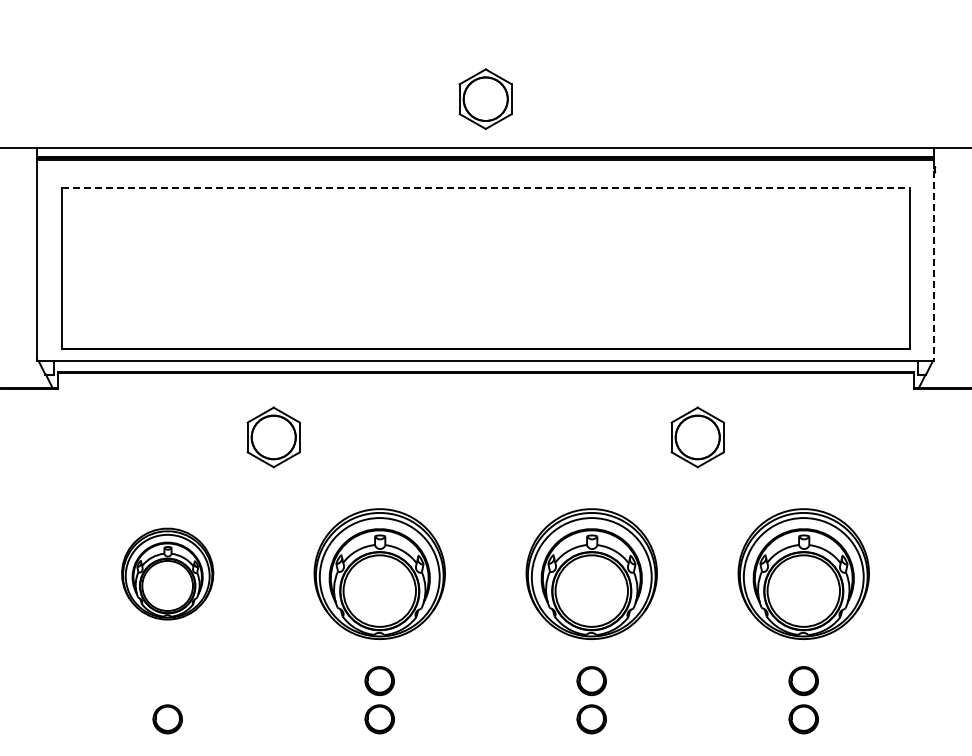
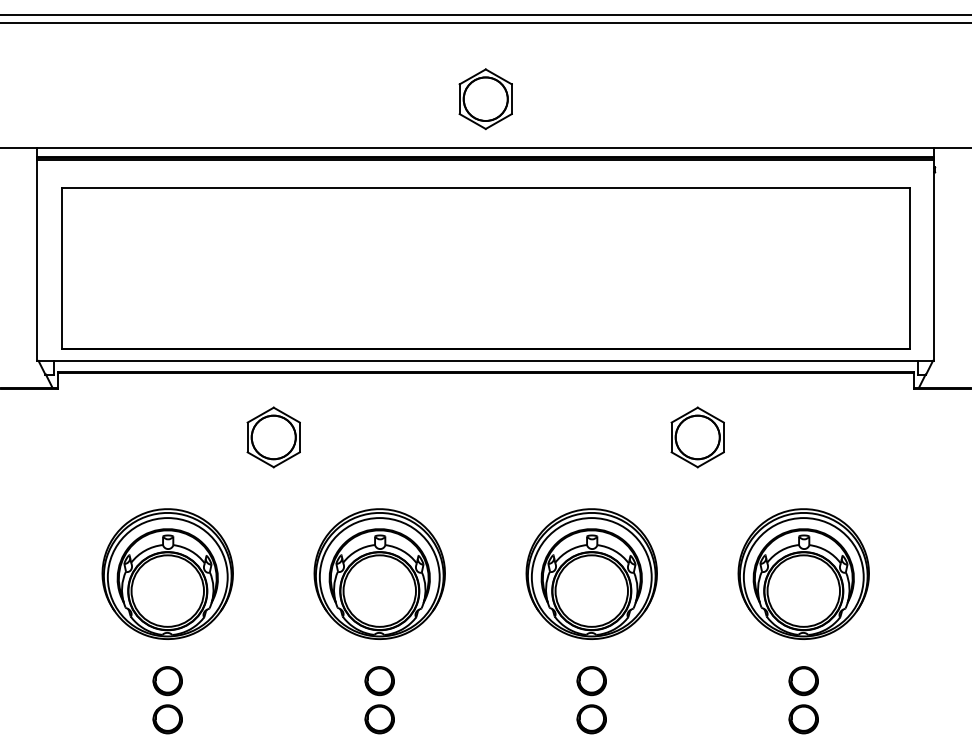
line: none -> present (485, 14)
line: none -> present (485, 22)
line: dashed -> solid (486, 187)
line: dashed -> solid (934, 260)
part size: 94x94 px -> 133x132 px (167, 573)
part: none -> present (167, 681)
